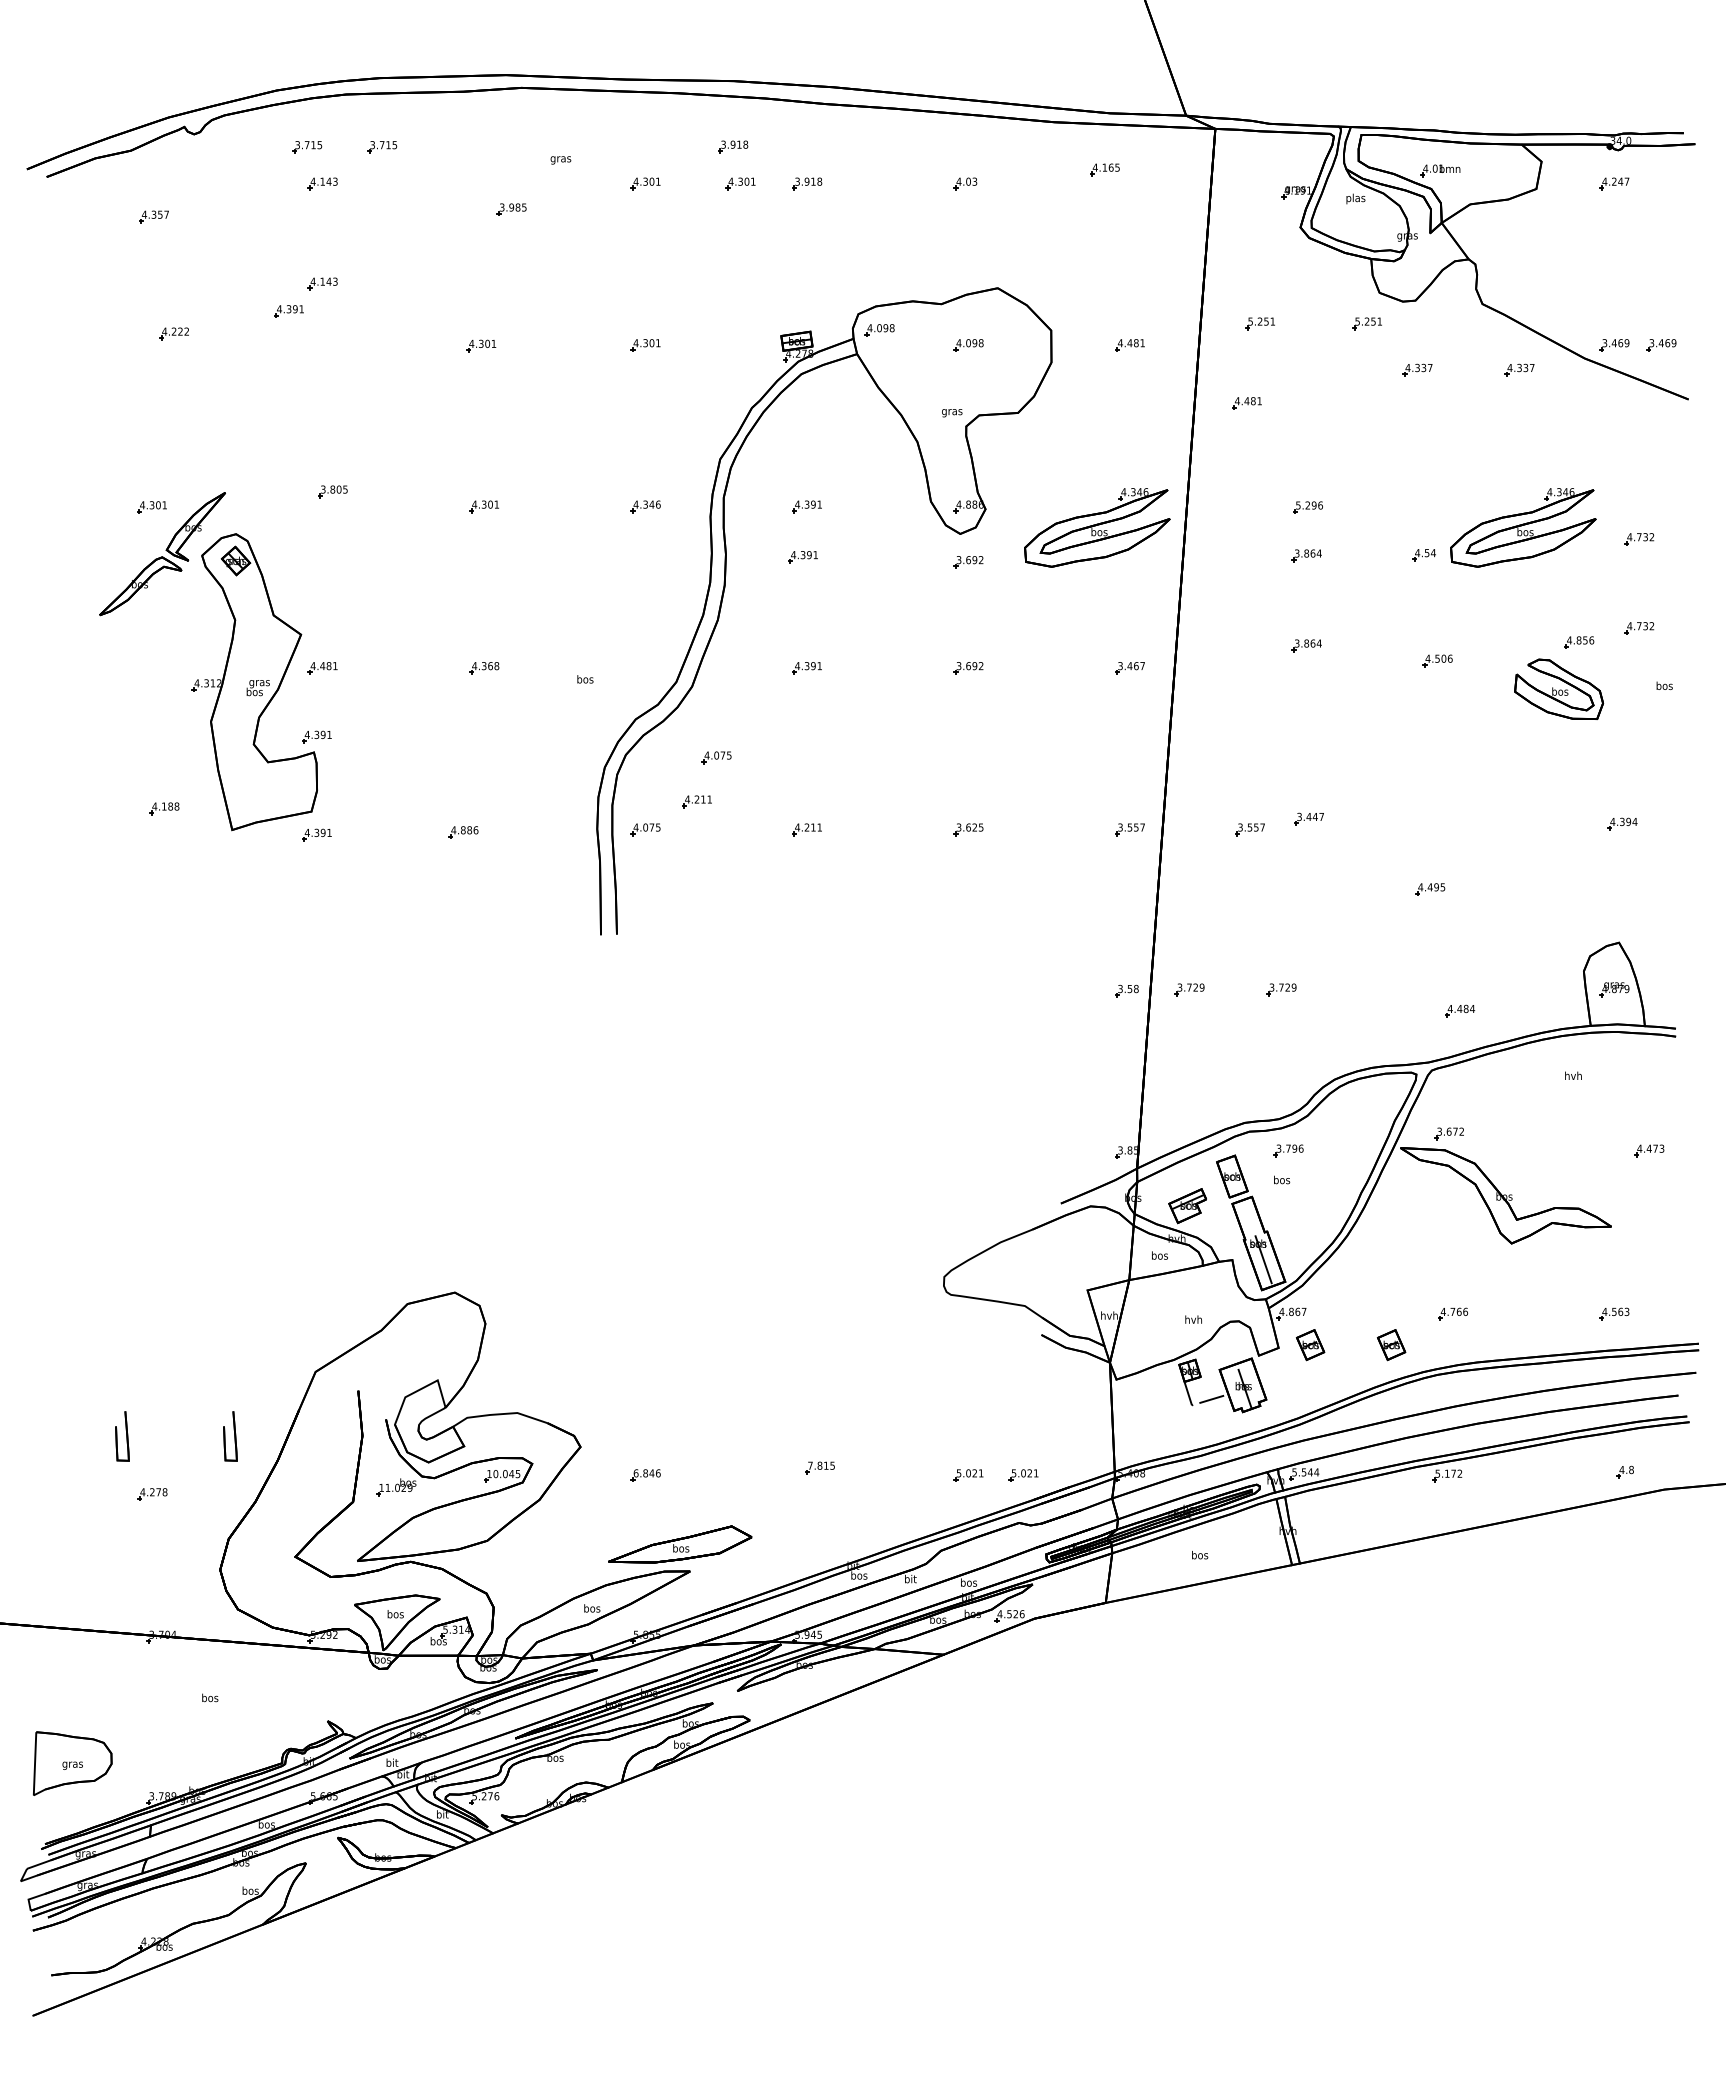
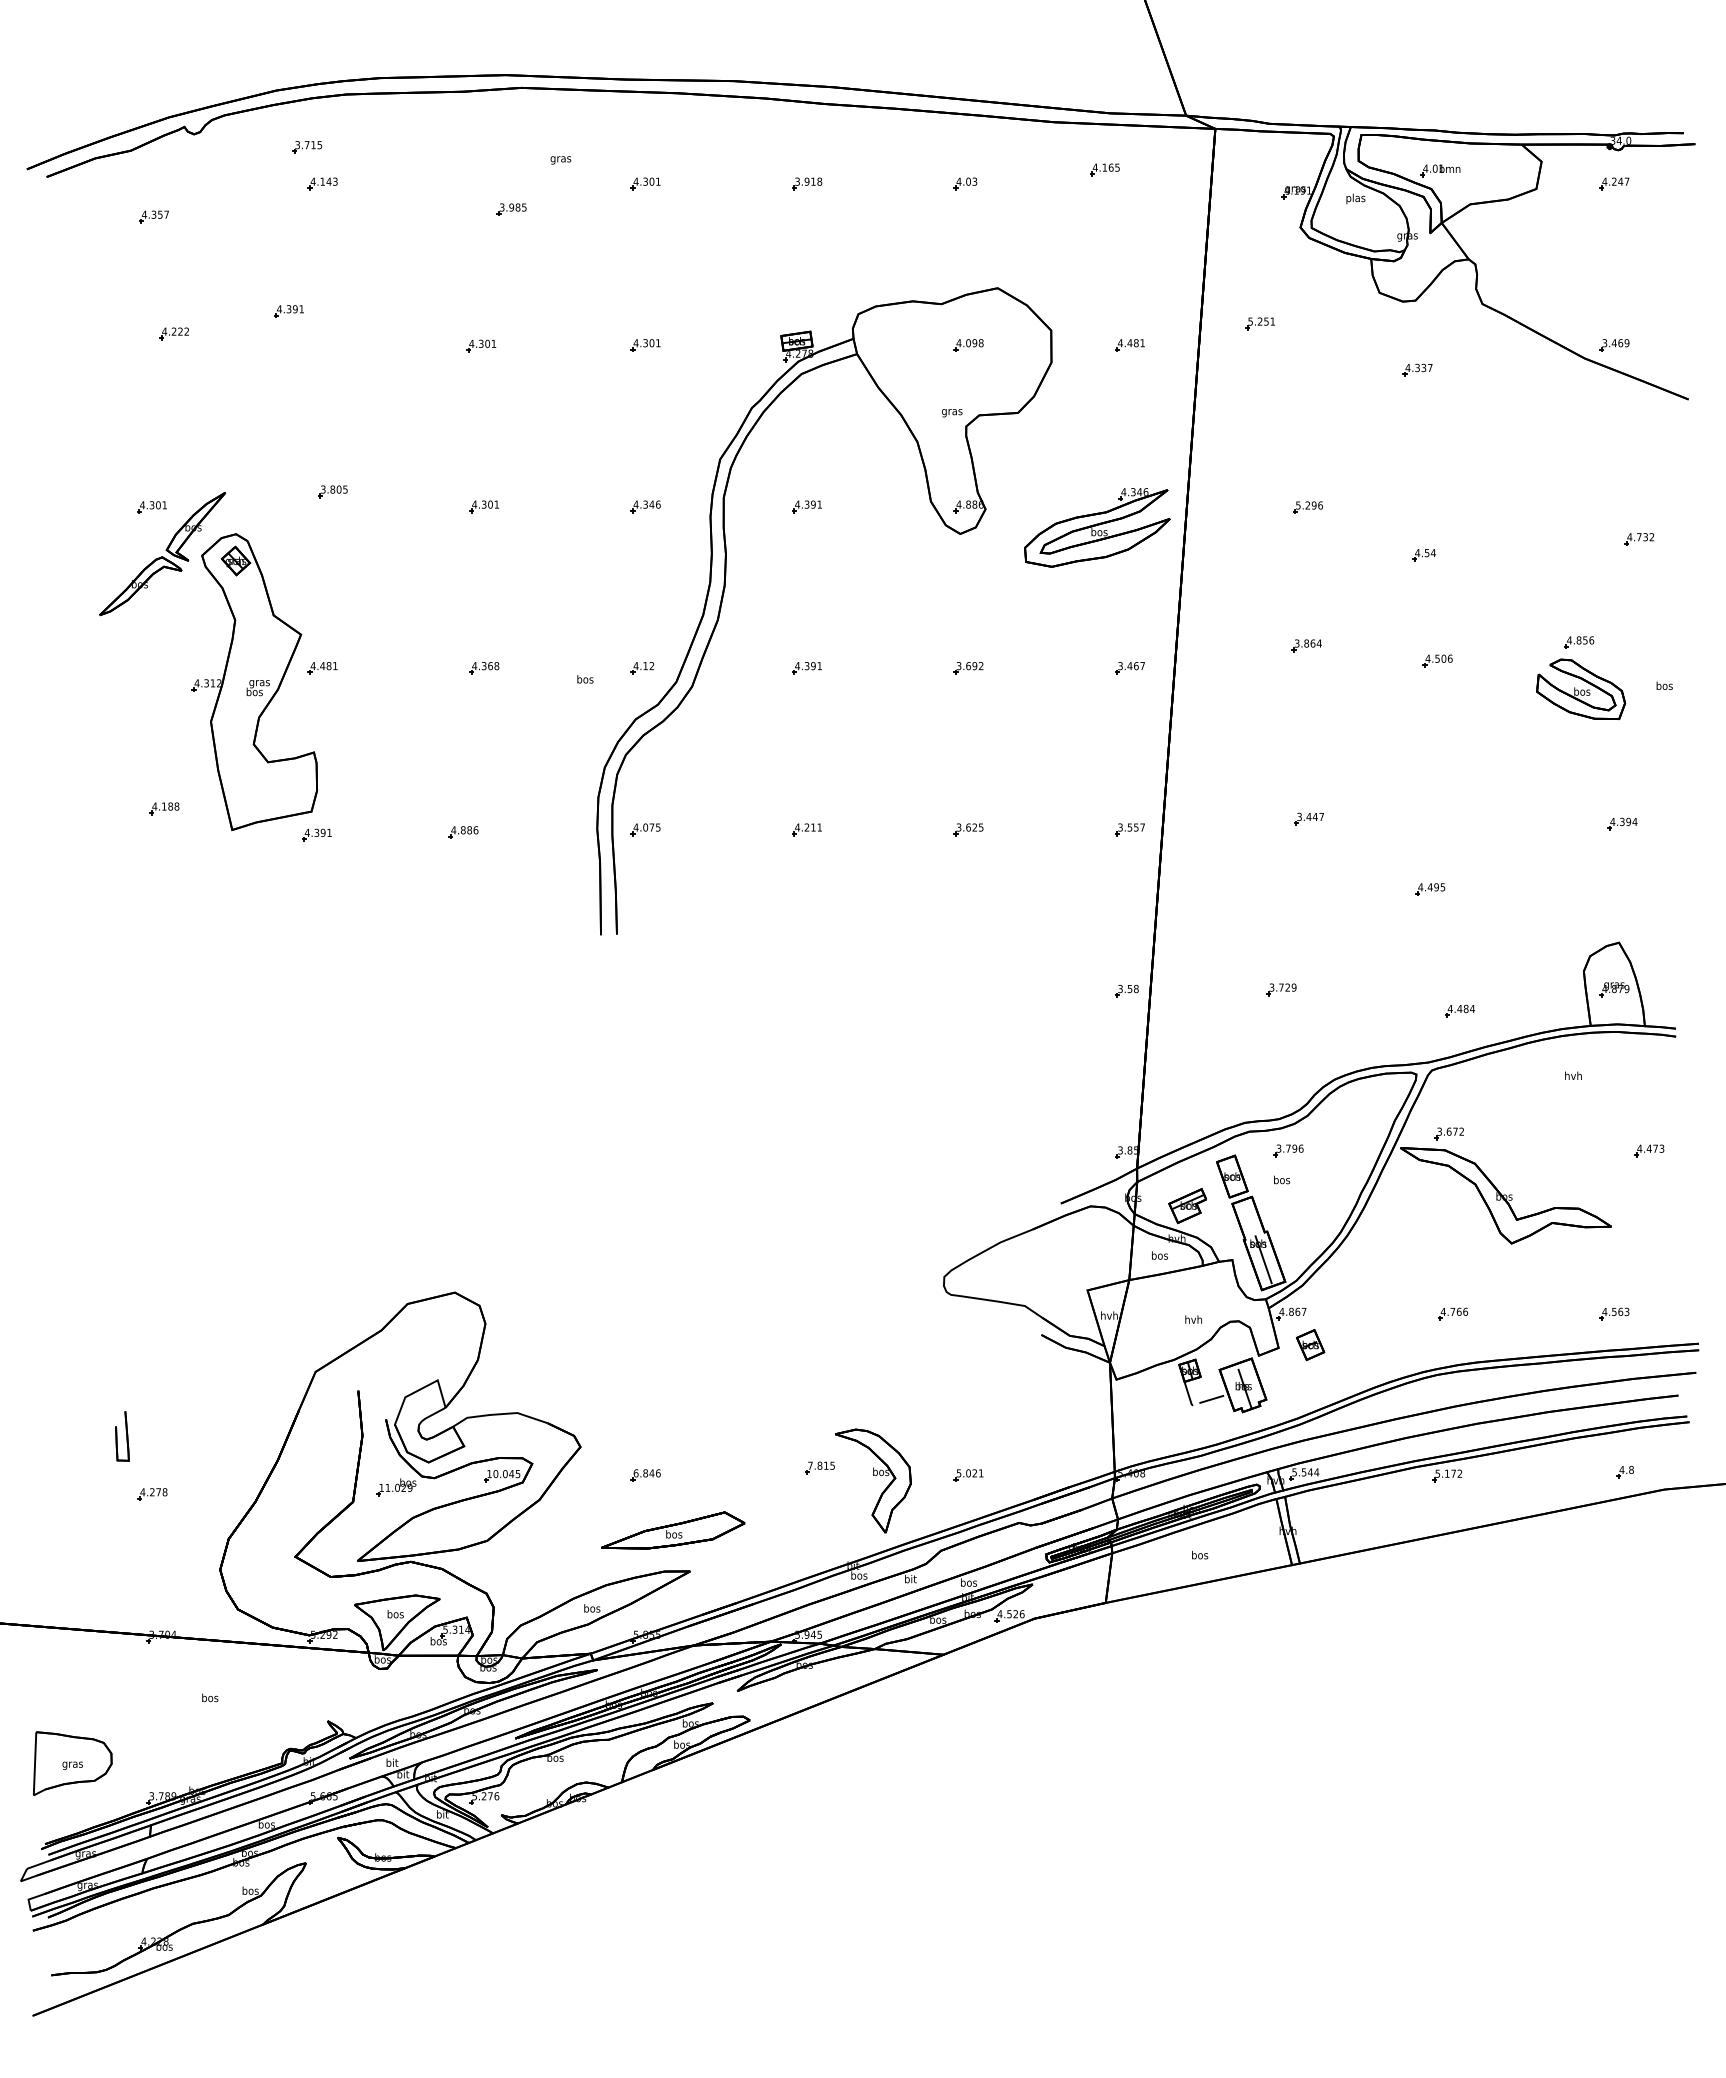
part: present -> none (733, 146)
part: present -> none (382, 147)
part: present -> none (740, 183)
part: present -> none (322, 283)
part: present -> none (1366, 323)
part: present -> none (879, 330)
part: present -> none (1661, 345)
part: present -> none (1519, 369)
part: present -> none (1246, 403)
part: present -> none (1523, 527)
part: present -> none (1306, 555)
part: present -> none (802, 557)
part: present -> none (968, 562)
part: present -> none (1639, 628)
part: none -> present (642, 668)
part position: (1559, 688) -> (1581, 688) (1581, 688)
part: present -> none (316, 736)
part: present -> none (716, 757)
part: present -> none (696, 801)
part: present -> none (1249, 829)
part: present -> none (1189, 989)
part: present -> none (1391, 1345)
part: present -> none (230, 1436)
part: present -> none (1023, 1475)
part: none -> present (873, 1480)
part position: (680, 1544) -> (673, 1530) (673, 1530)
